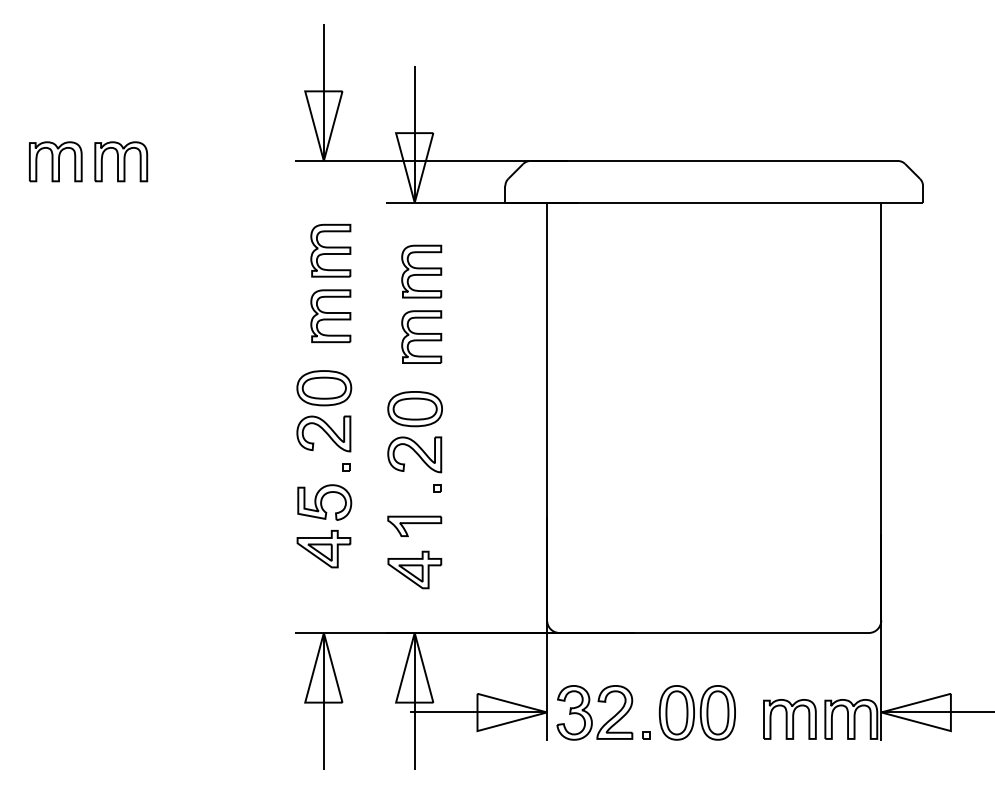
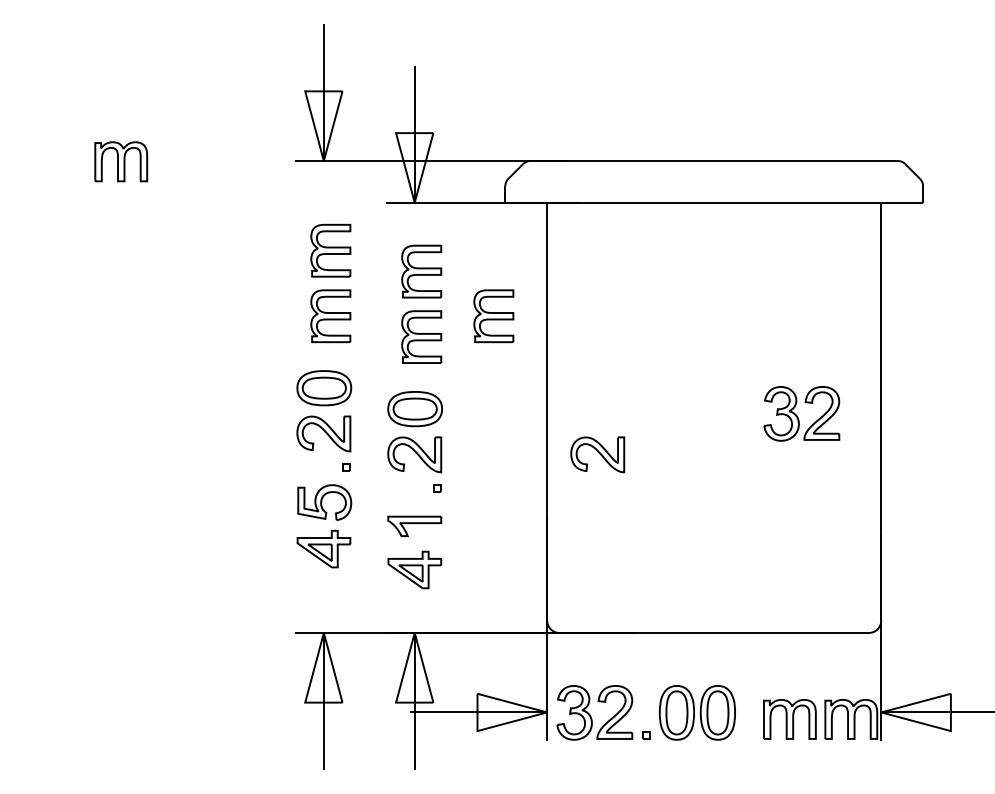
part: present -> none (55, 161)
part: none -> present (493, 316)
part: none -> present (801, 413)
part: none -> present (597, 454)
